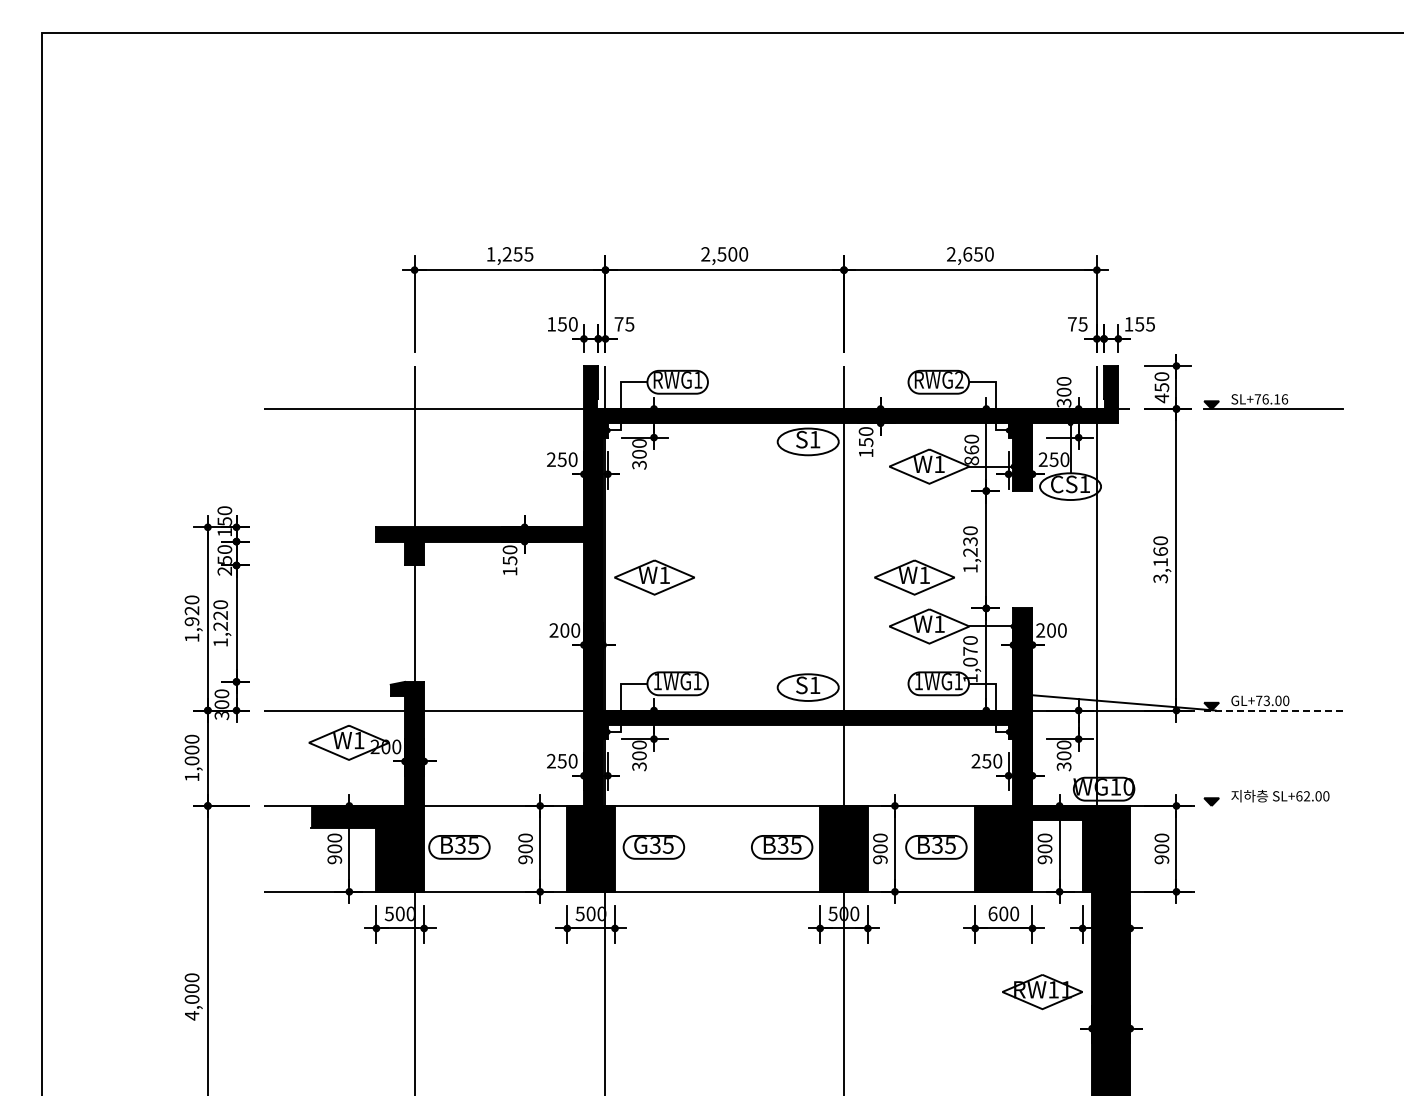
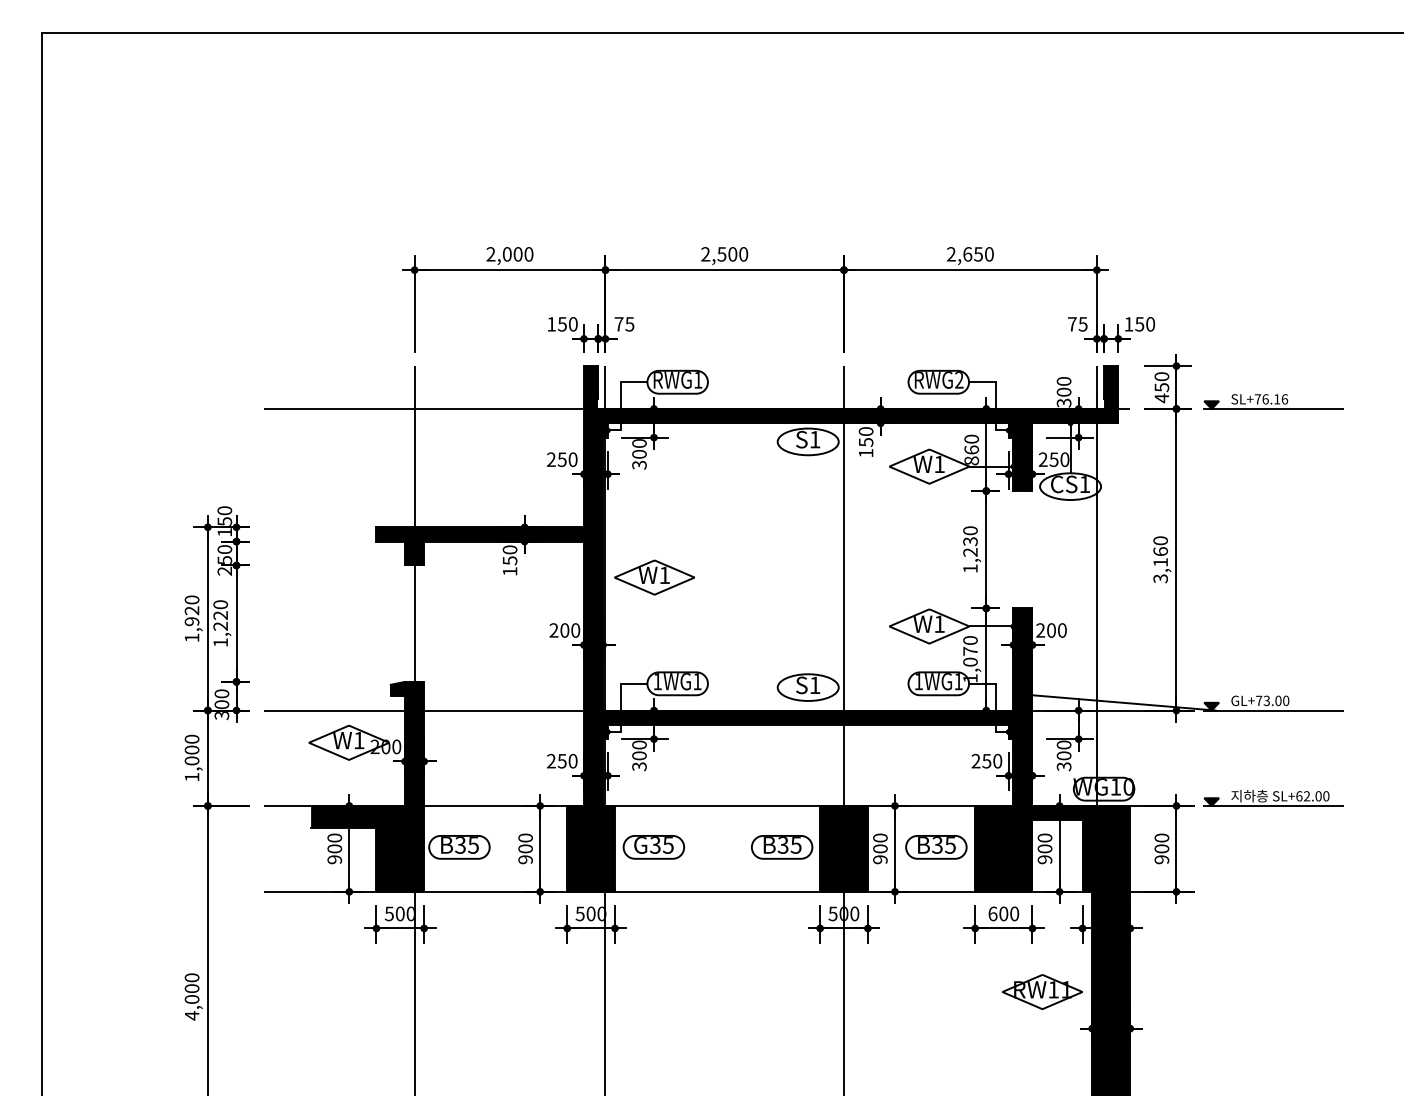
text: 1,255 -> 2,000 (509, 254)
text: 155 -> 150 (1150, 324)
part: present -> none (914, 577)
line: dashed -> solid (1273, 710)
line: none -> present (1273, 805)
